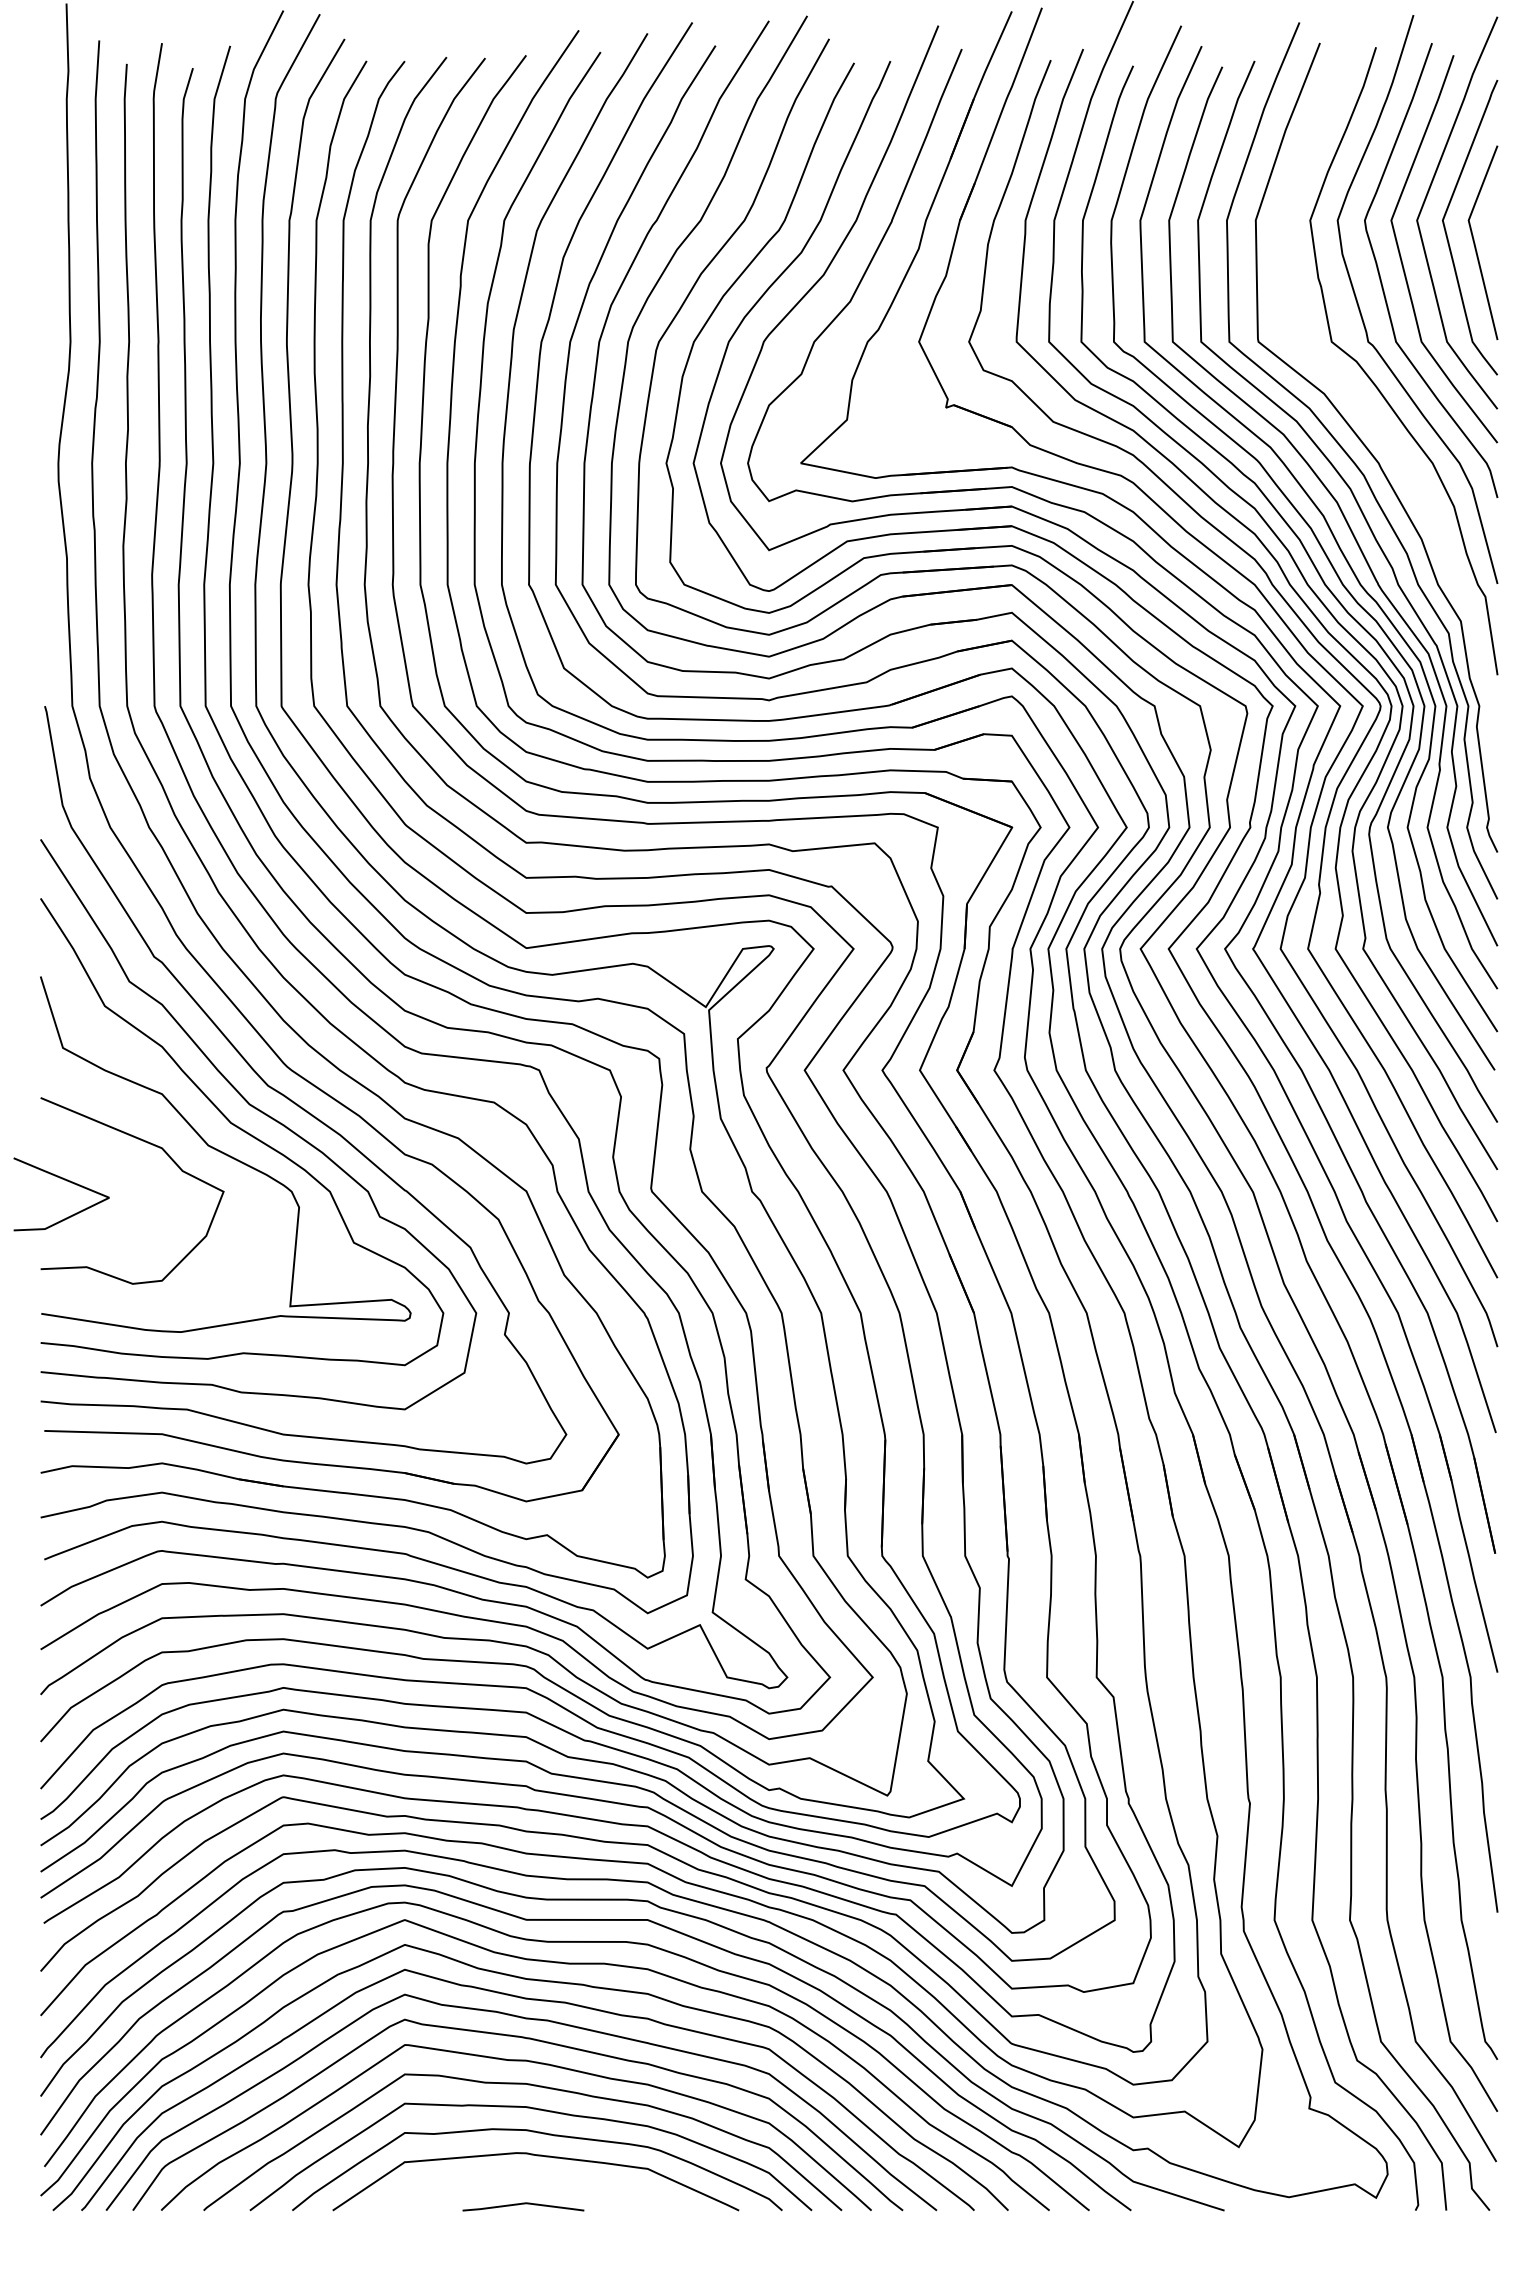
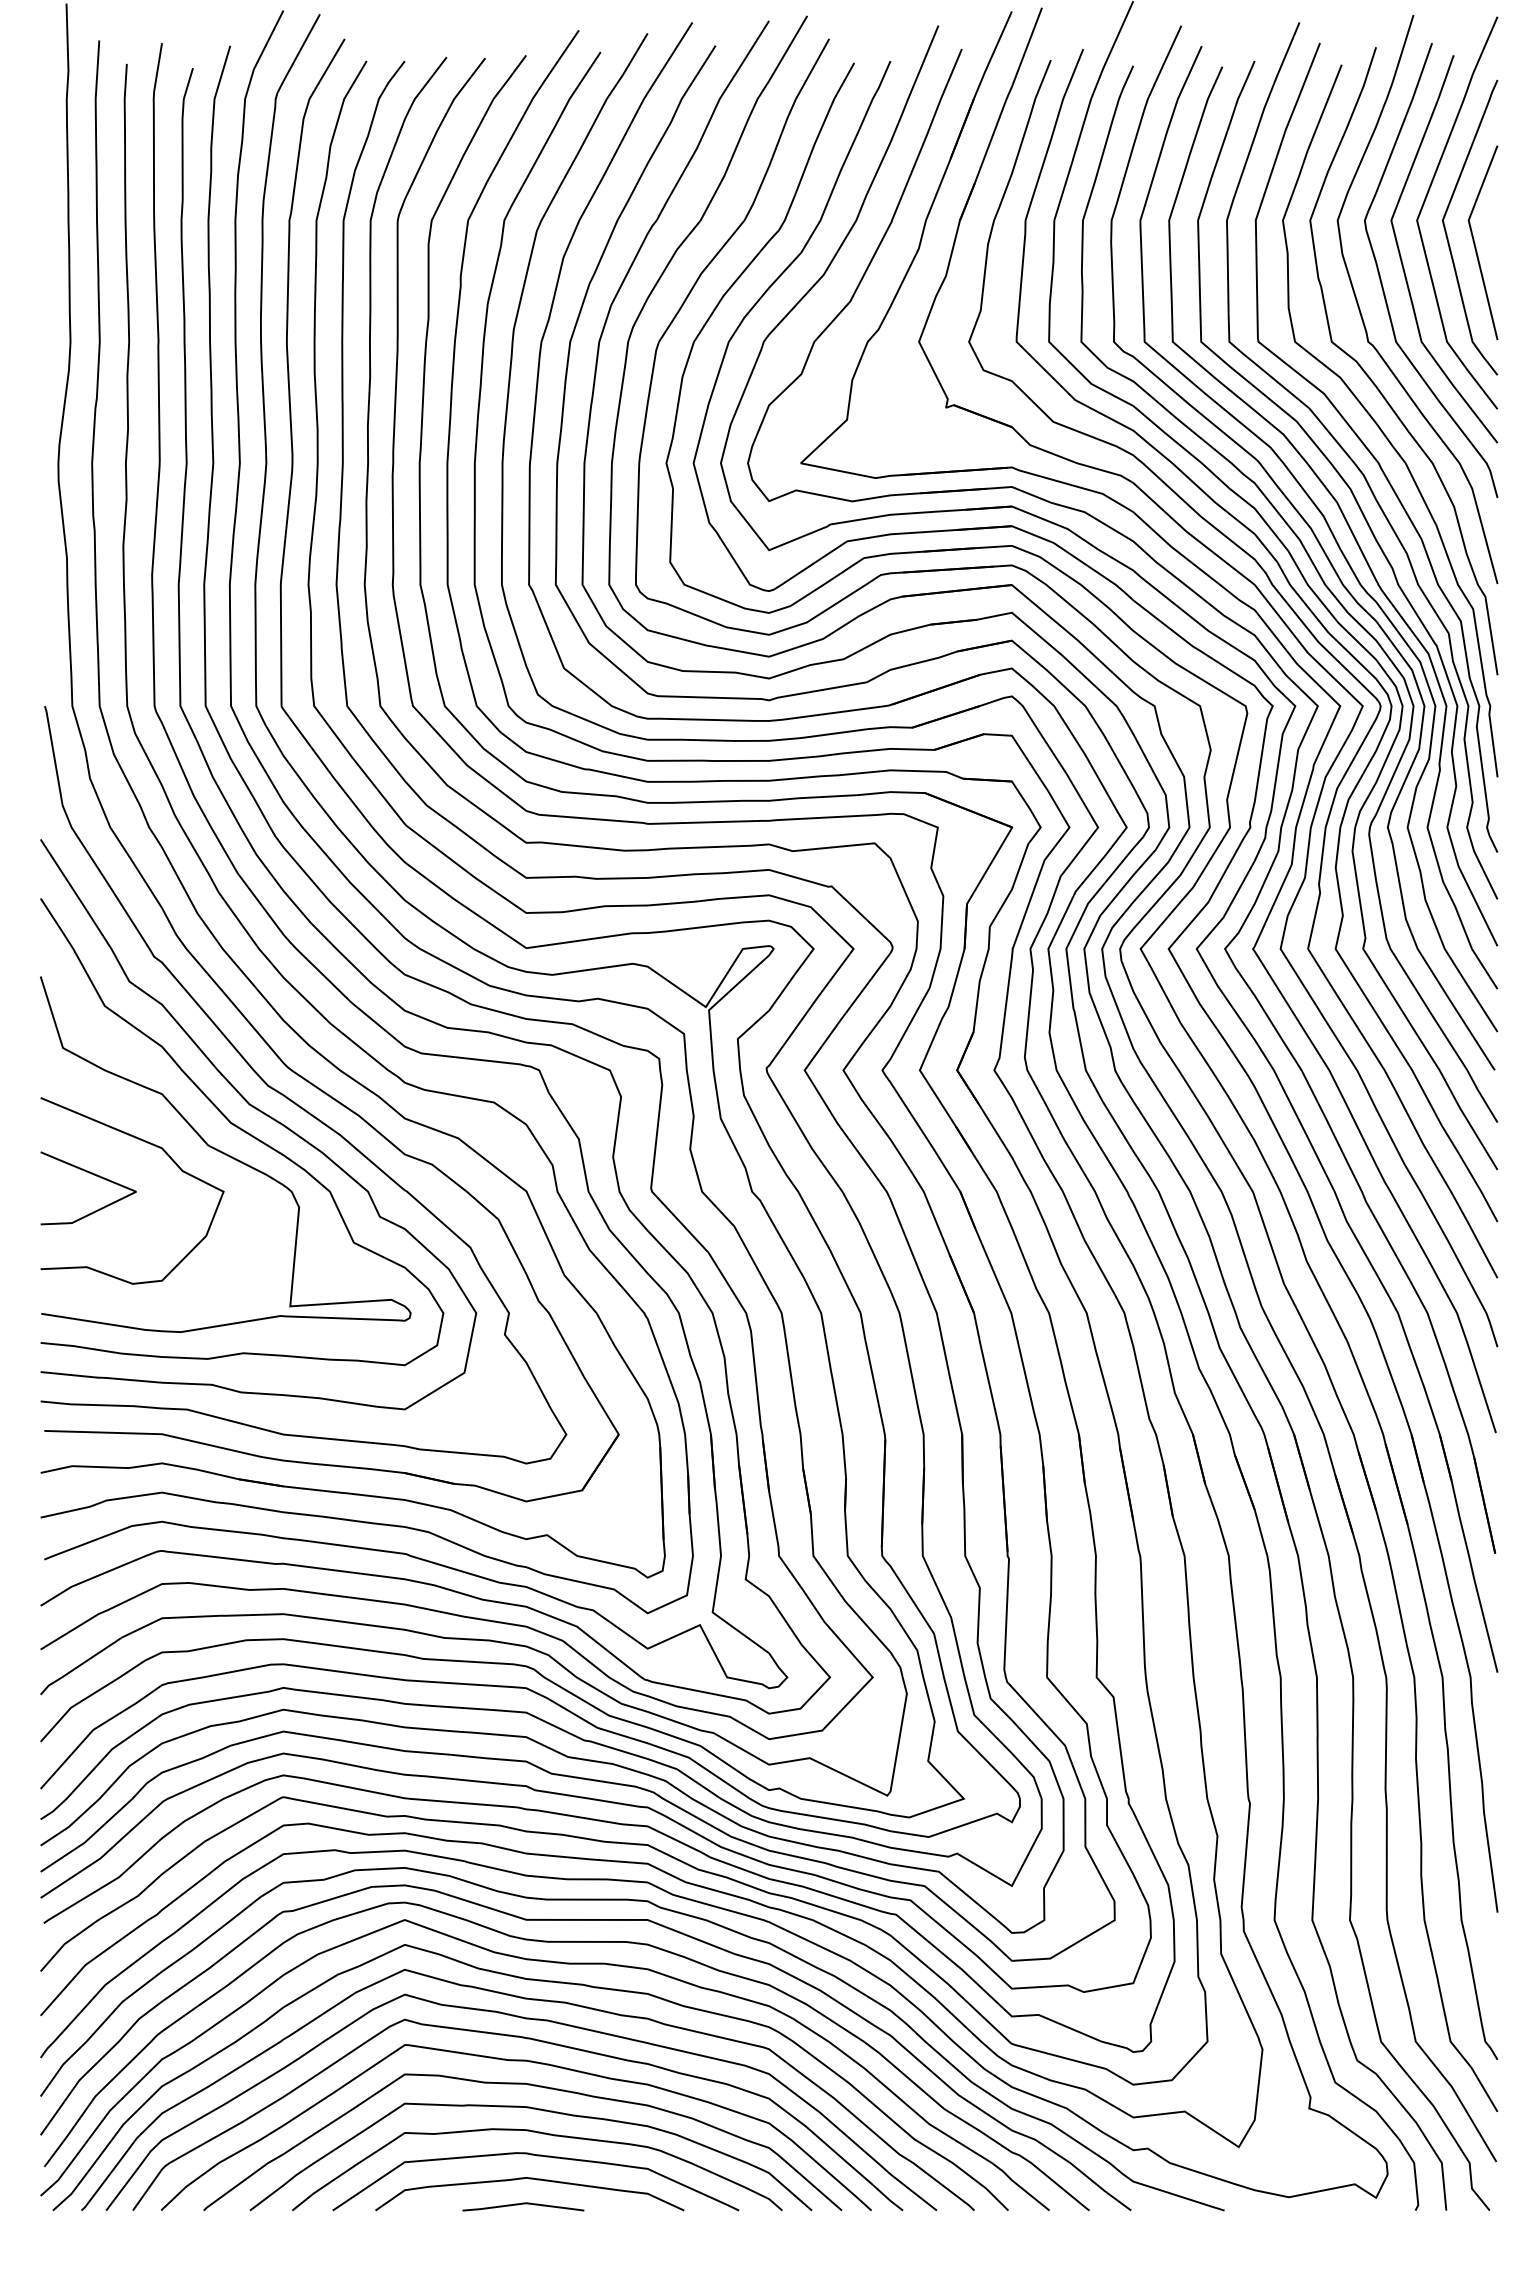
curve: none -> present (1381, 428)
line position: (66, 1181) -> (93, 1175) (93, 1175)
curve: none -> present (529, 2179)
